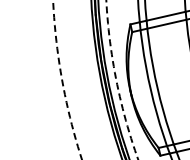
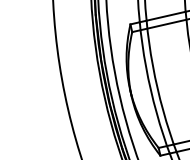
arc: dashed -> solid (62, 81)
arc: dashed -> solid (116, 81)
